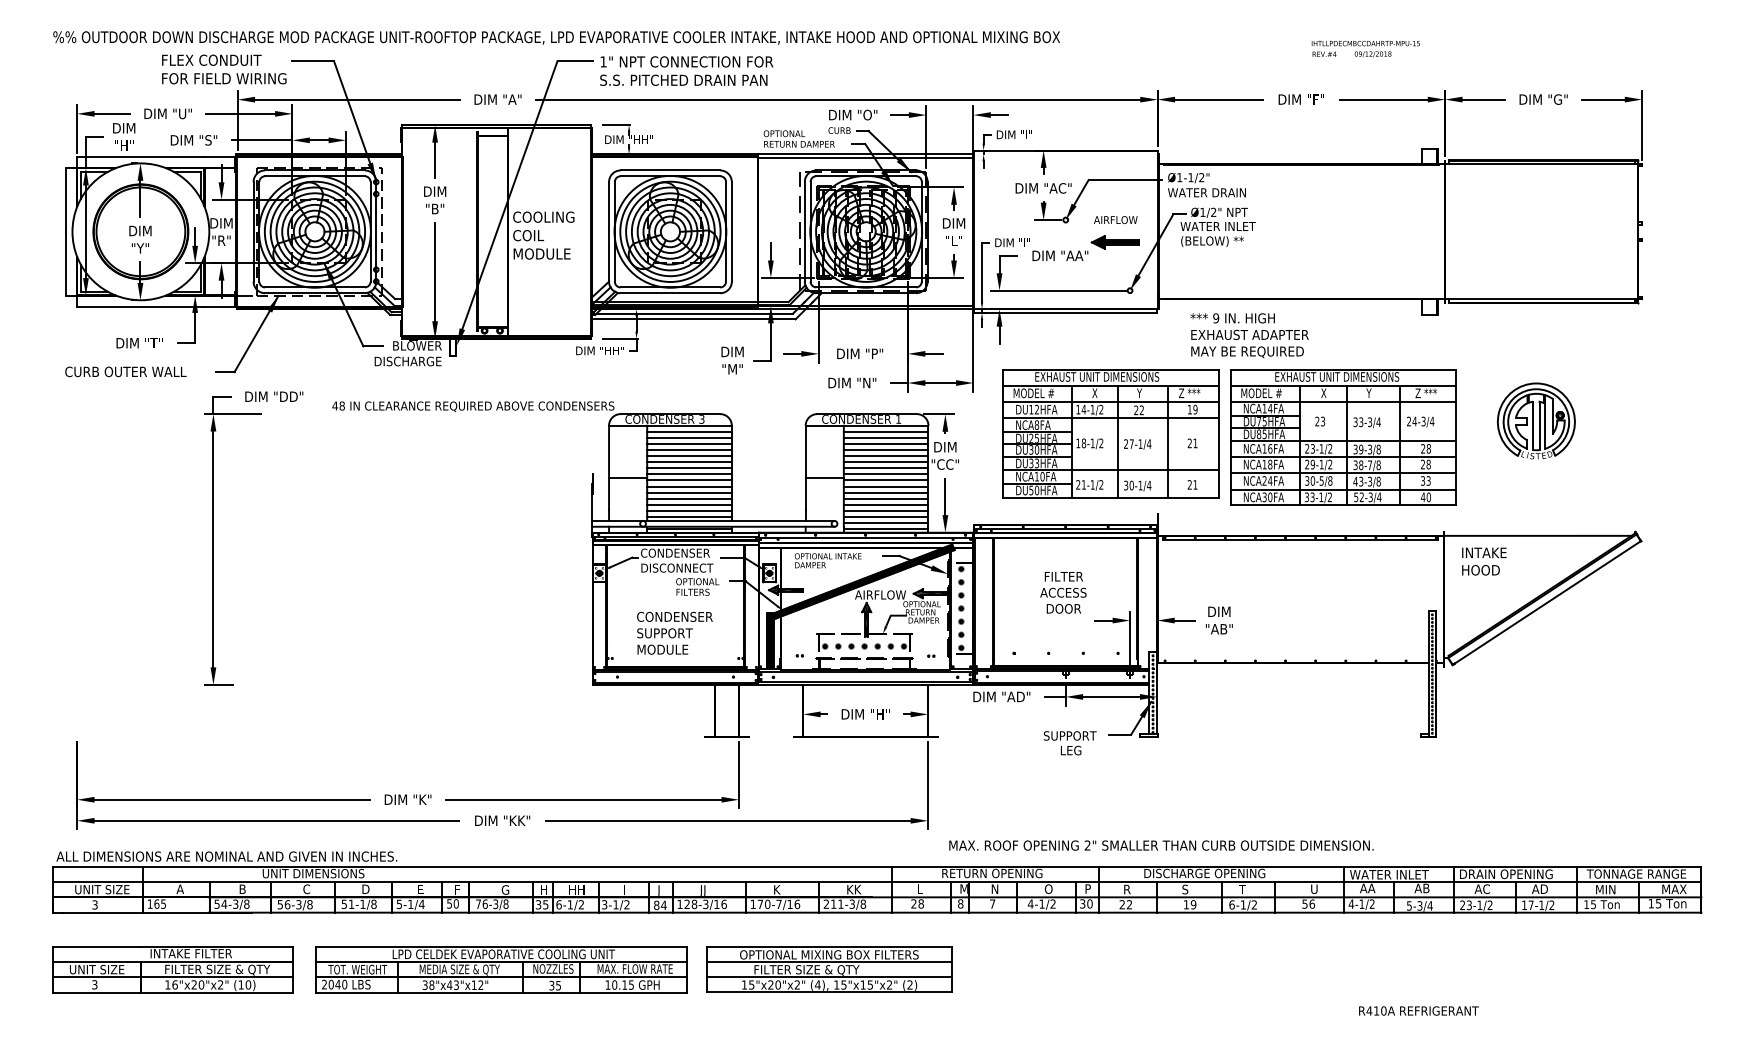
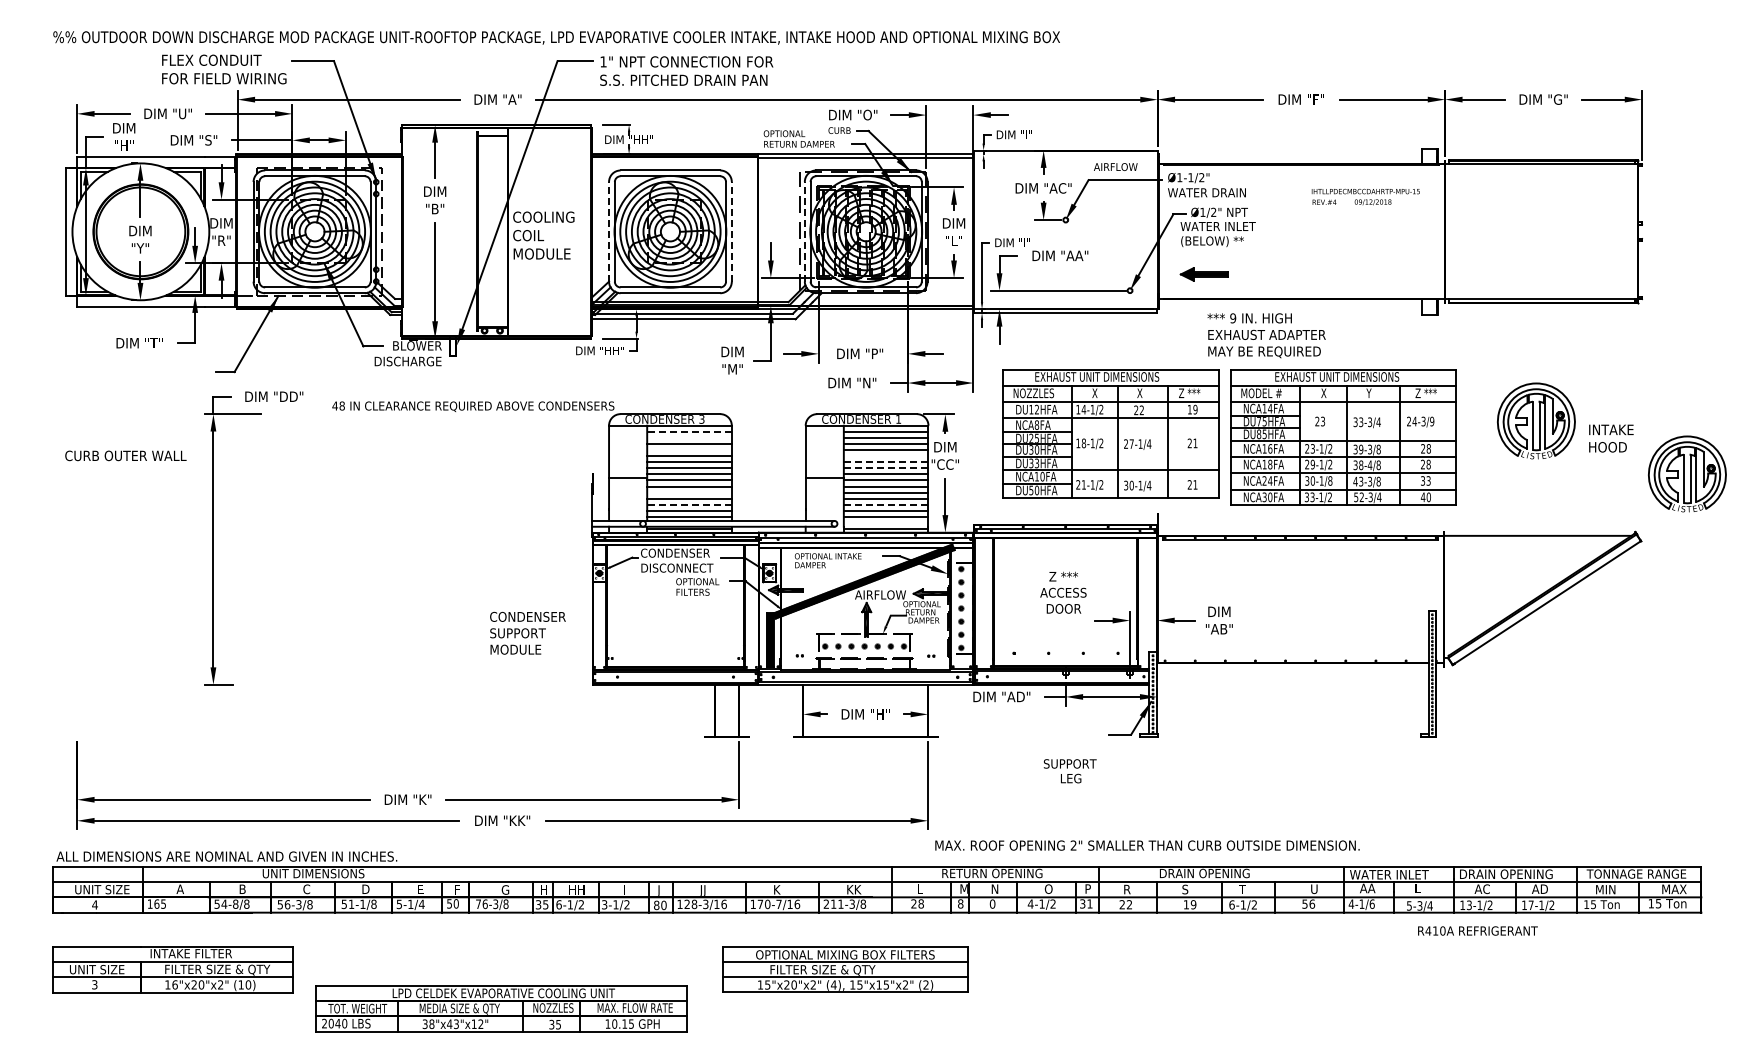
text position: (1365, 48) -> (1365, 196) (1365, 196)
text position: (1115, 219) -> (1115, 166) (1115, 166)
line: solid -> dashed (609, 231)
line: solid -> dashed (731, 231)
line: solid -> dashed (804, 231)
part position: (1114, 242) -> (1203, 274) (1203, 274)
text position: (1249, 335) -> (1266, 335) (1266, 335)
text position: (125, 371) -> (125, 455) (125, 455)
text: MODEL # -> NOZZLES (1034, 393)
text: Y -> X (1139, 393)
text: 24-3/4 -> 24-3/9 (1431, 421)
line: solid -> dashed (689, 431)
line: present -> none (689, 437)
line: present -> none (689, 450)
line: present -> none (885, 456)
line: solid -> dashed (885, 462)
text: 38-7/8 -> 38-4/8 (1369, 464)
line: solid -> dashed (885, 468)
part: none -> present (1687, 473)
text: 30-5/8 -> 30-1/8 (1321, 480)
line: present -> none (689, 492)
line: solid -> dashed (689, 504)
line: solid -> dashed (885, 504)
line: present -> none (885, 523)
text position: (1484, 561) -> (1611, 438) (1611, 438)
text: FILTER -> Z *** (1063, 576)
text position: (674, 632) -> (527, 632) (527, 632)
text position: (1069, 743) -> (1069, 771) (1069, 771)
text position: (1161, 845) -> (1147, 845) (1147, 845)
text: DISCHARGE OPENING -> DRAIN OPENING (1204, 873)
text: AB -> L (1421, 888)
text: 54-3/8 -> 54-8/8 (235, 903)
text: 7 -> 0 (992, 903)
text: 30 -> 31 (1089, 903)
text: 4-1/2 -> 4-1/6 (1371, 903)
text: 3 -> 4 (94, 904)
text: 23-1/2 -> 13-1/2 (1462, 904)
text: 84 -> 80 (663, 905)
part position: (501, 969) -> (501, 1008) (501, 1008)
part position: (829, 969) -> (845, 969) (845, 969)
text position: (1418, 1010) -> (1477, 930) (1477, 930)
